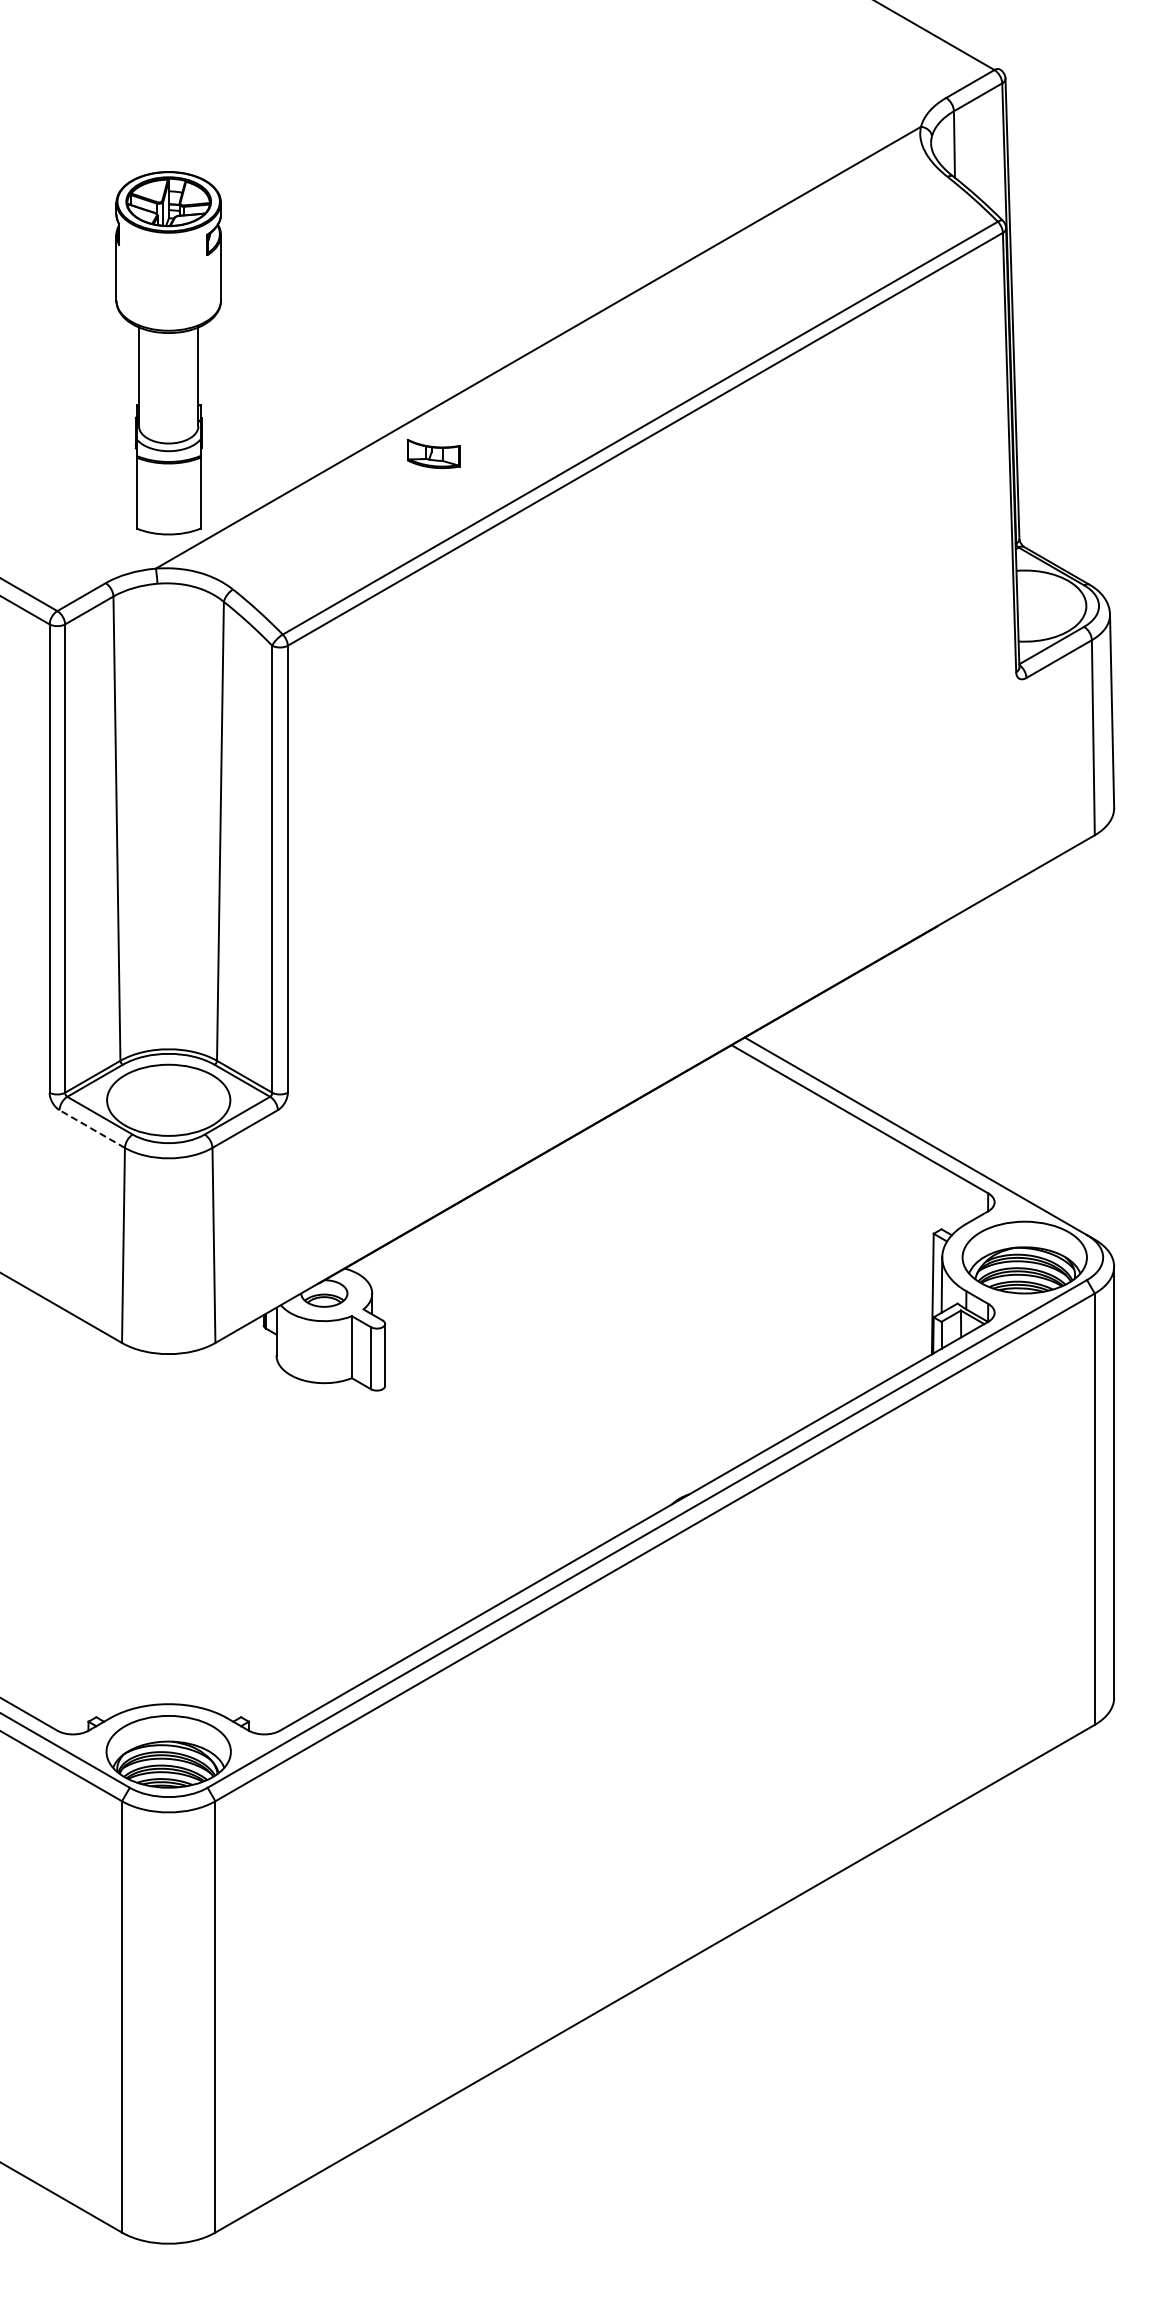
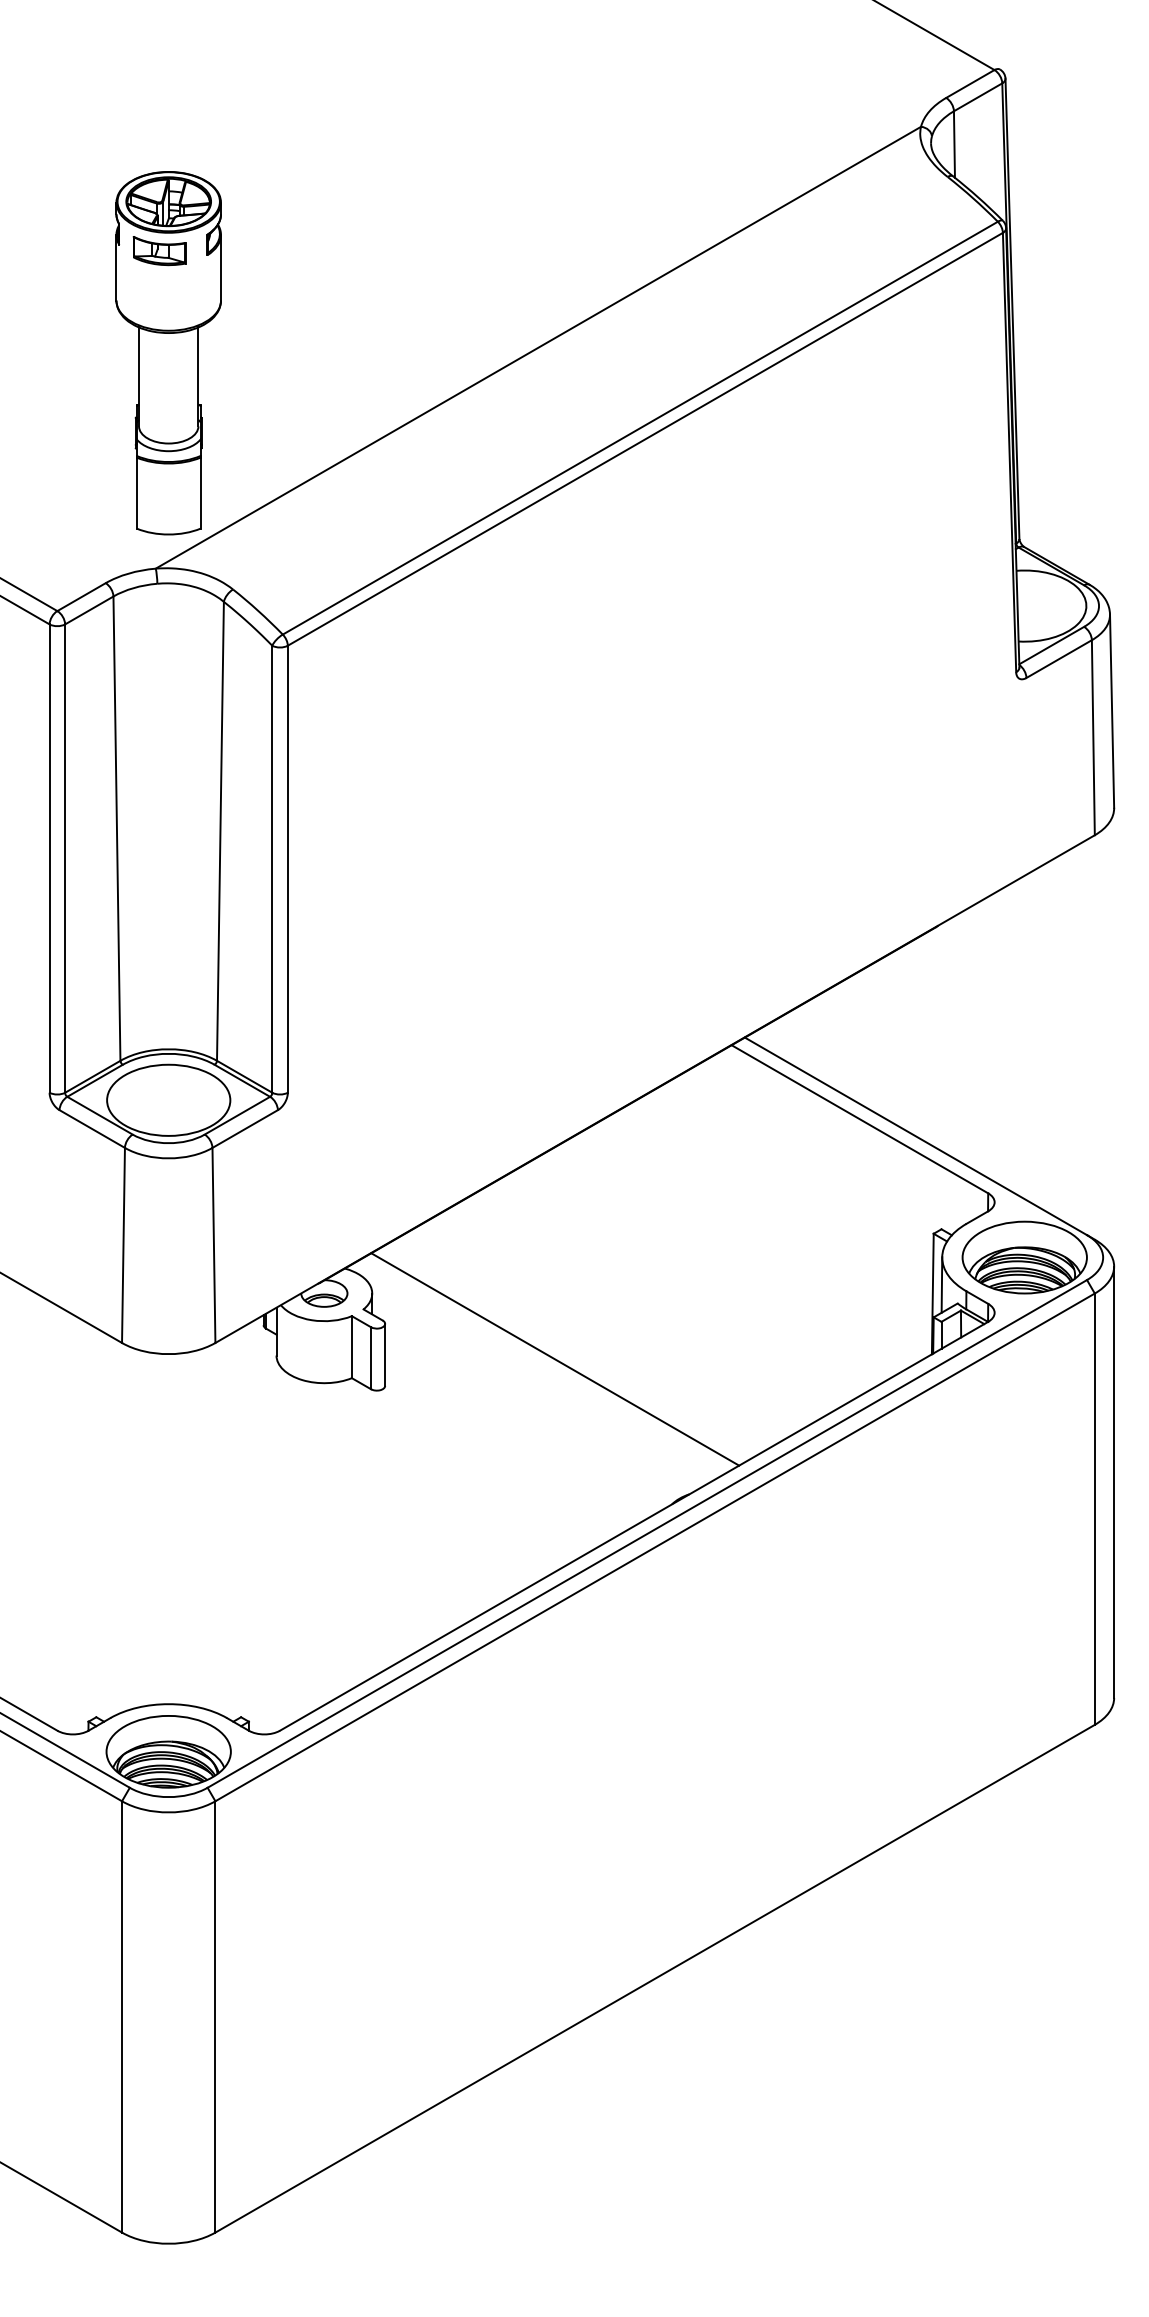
part position: (433, 454) -> (159, 251) (159, 251)
line: dashed -> solid (92, 1129)
line: none -> present (555, 1359)
